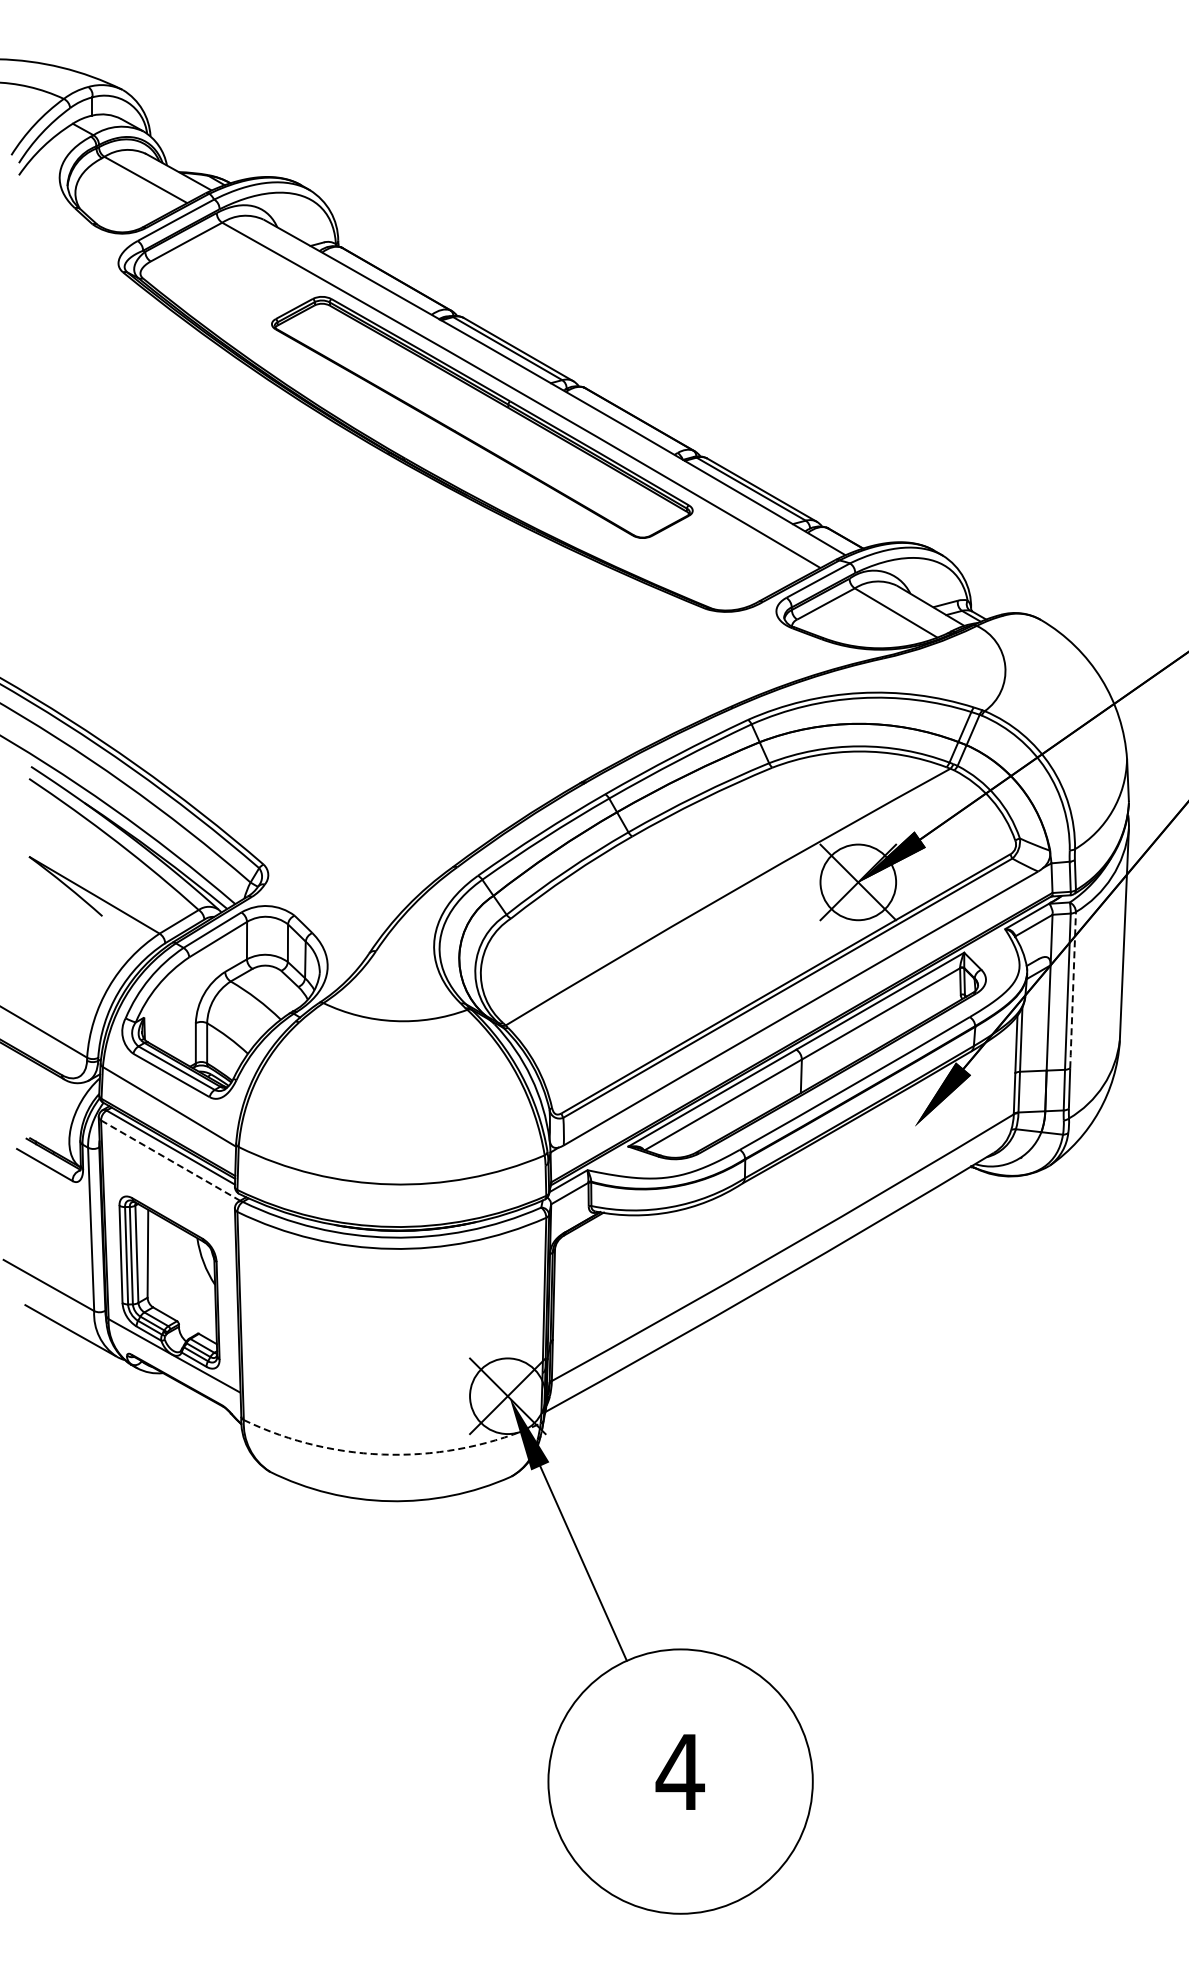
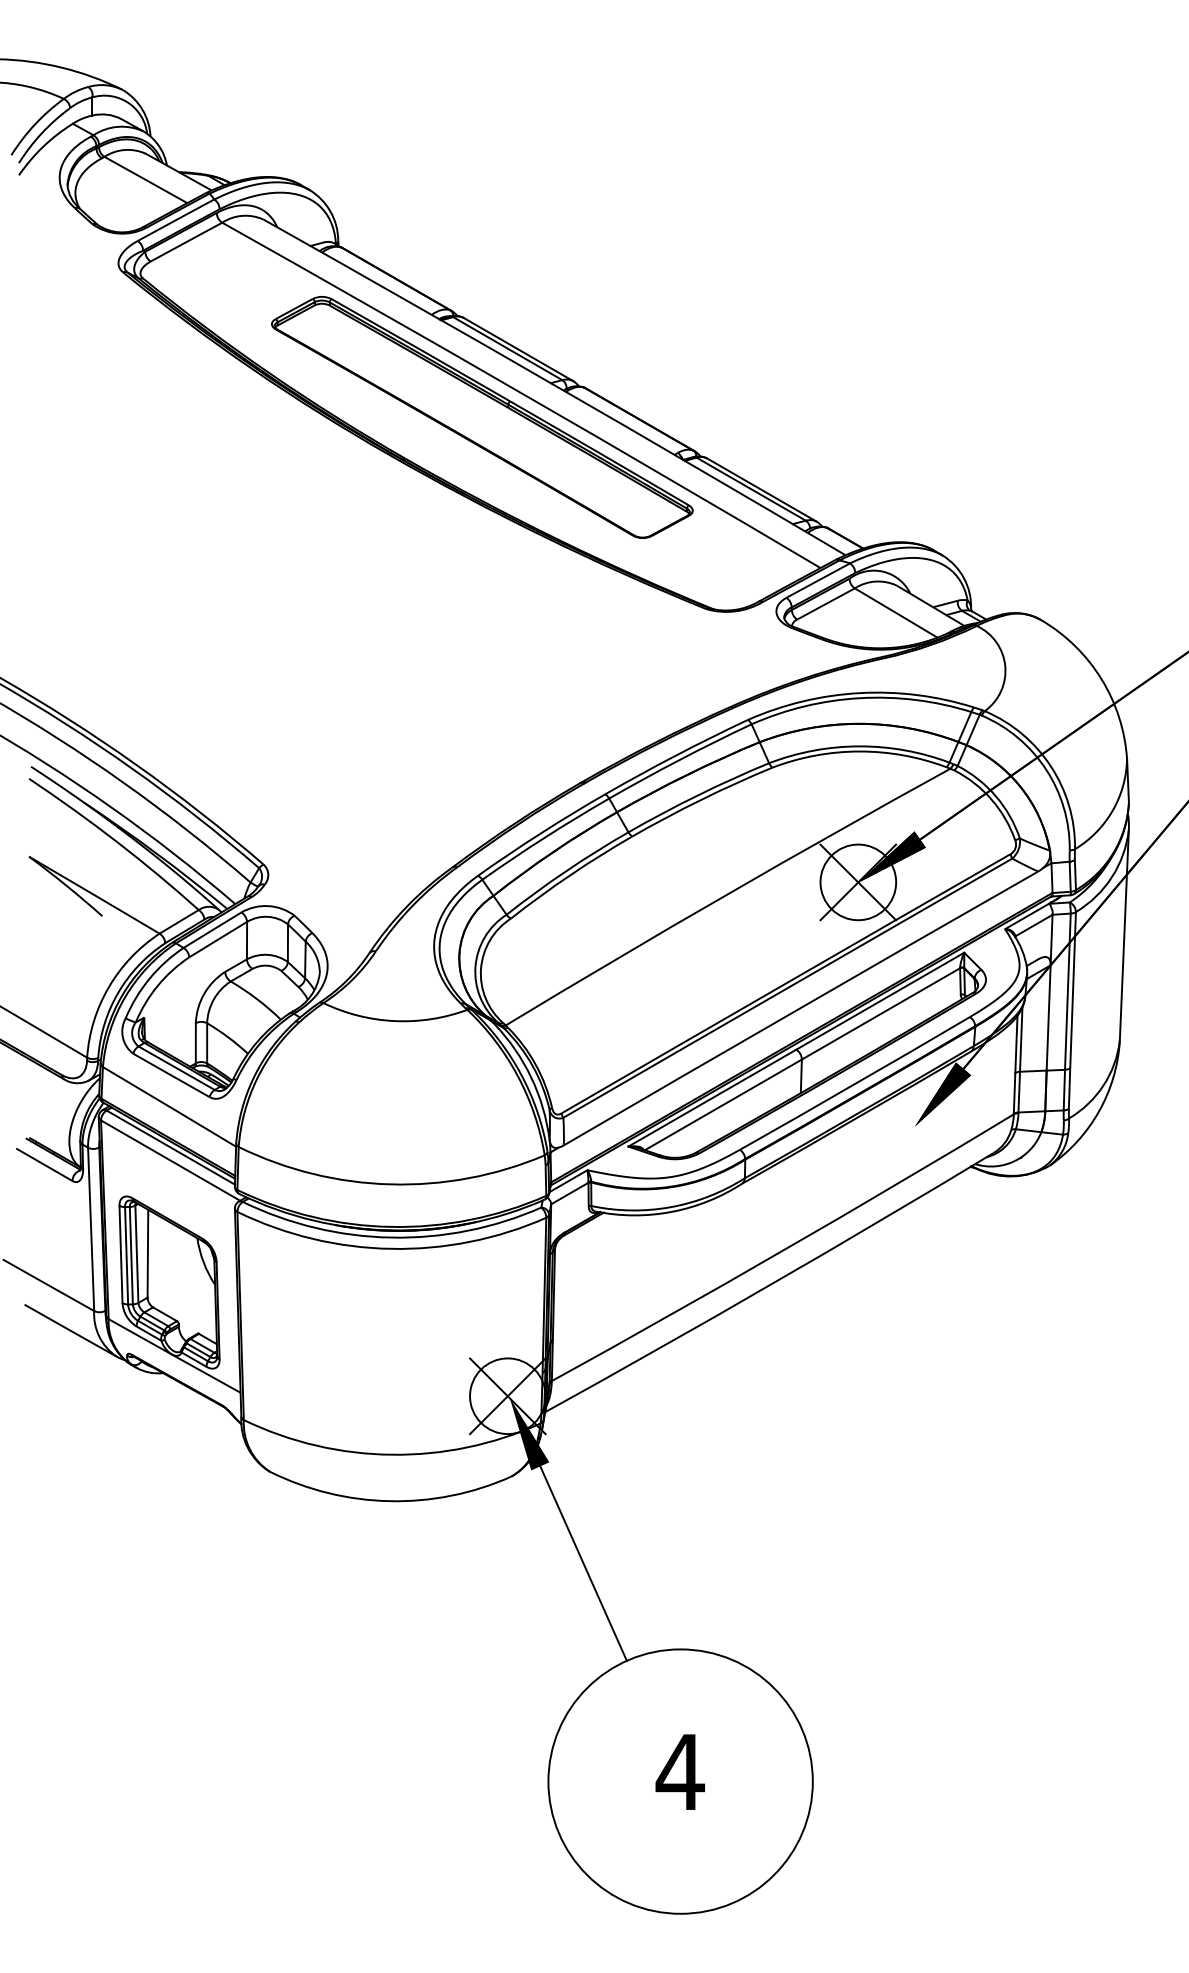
line: dashed -> solid (1073, 990)
line: dashed -> solid (171, 1160)
arc: dashed -> solid (391, 1454)
